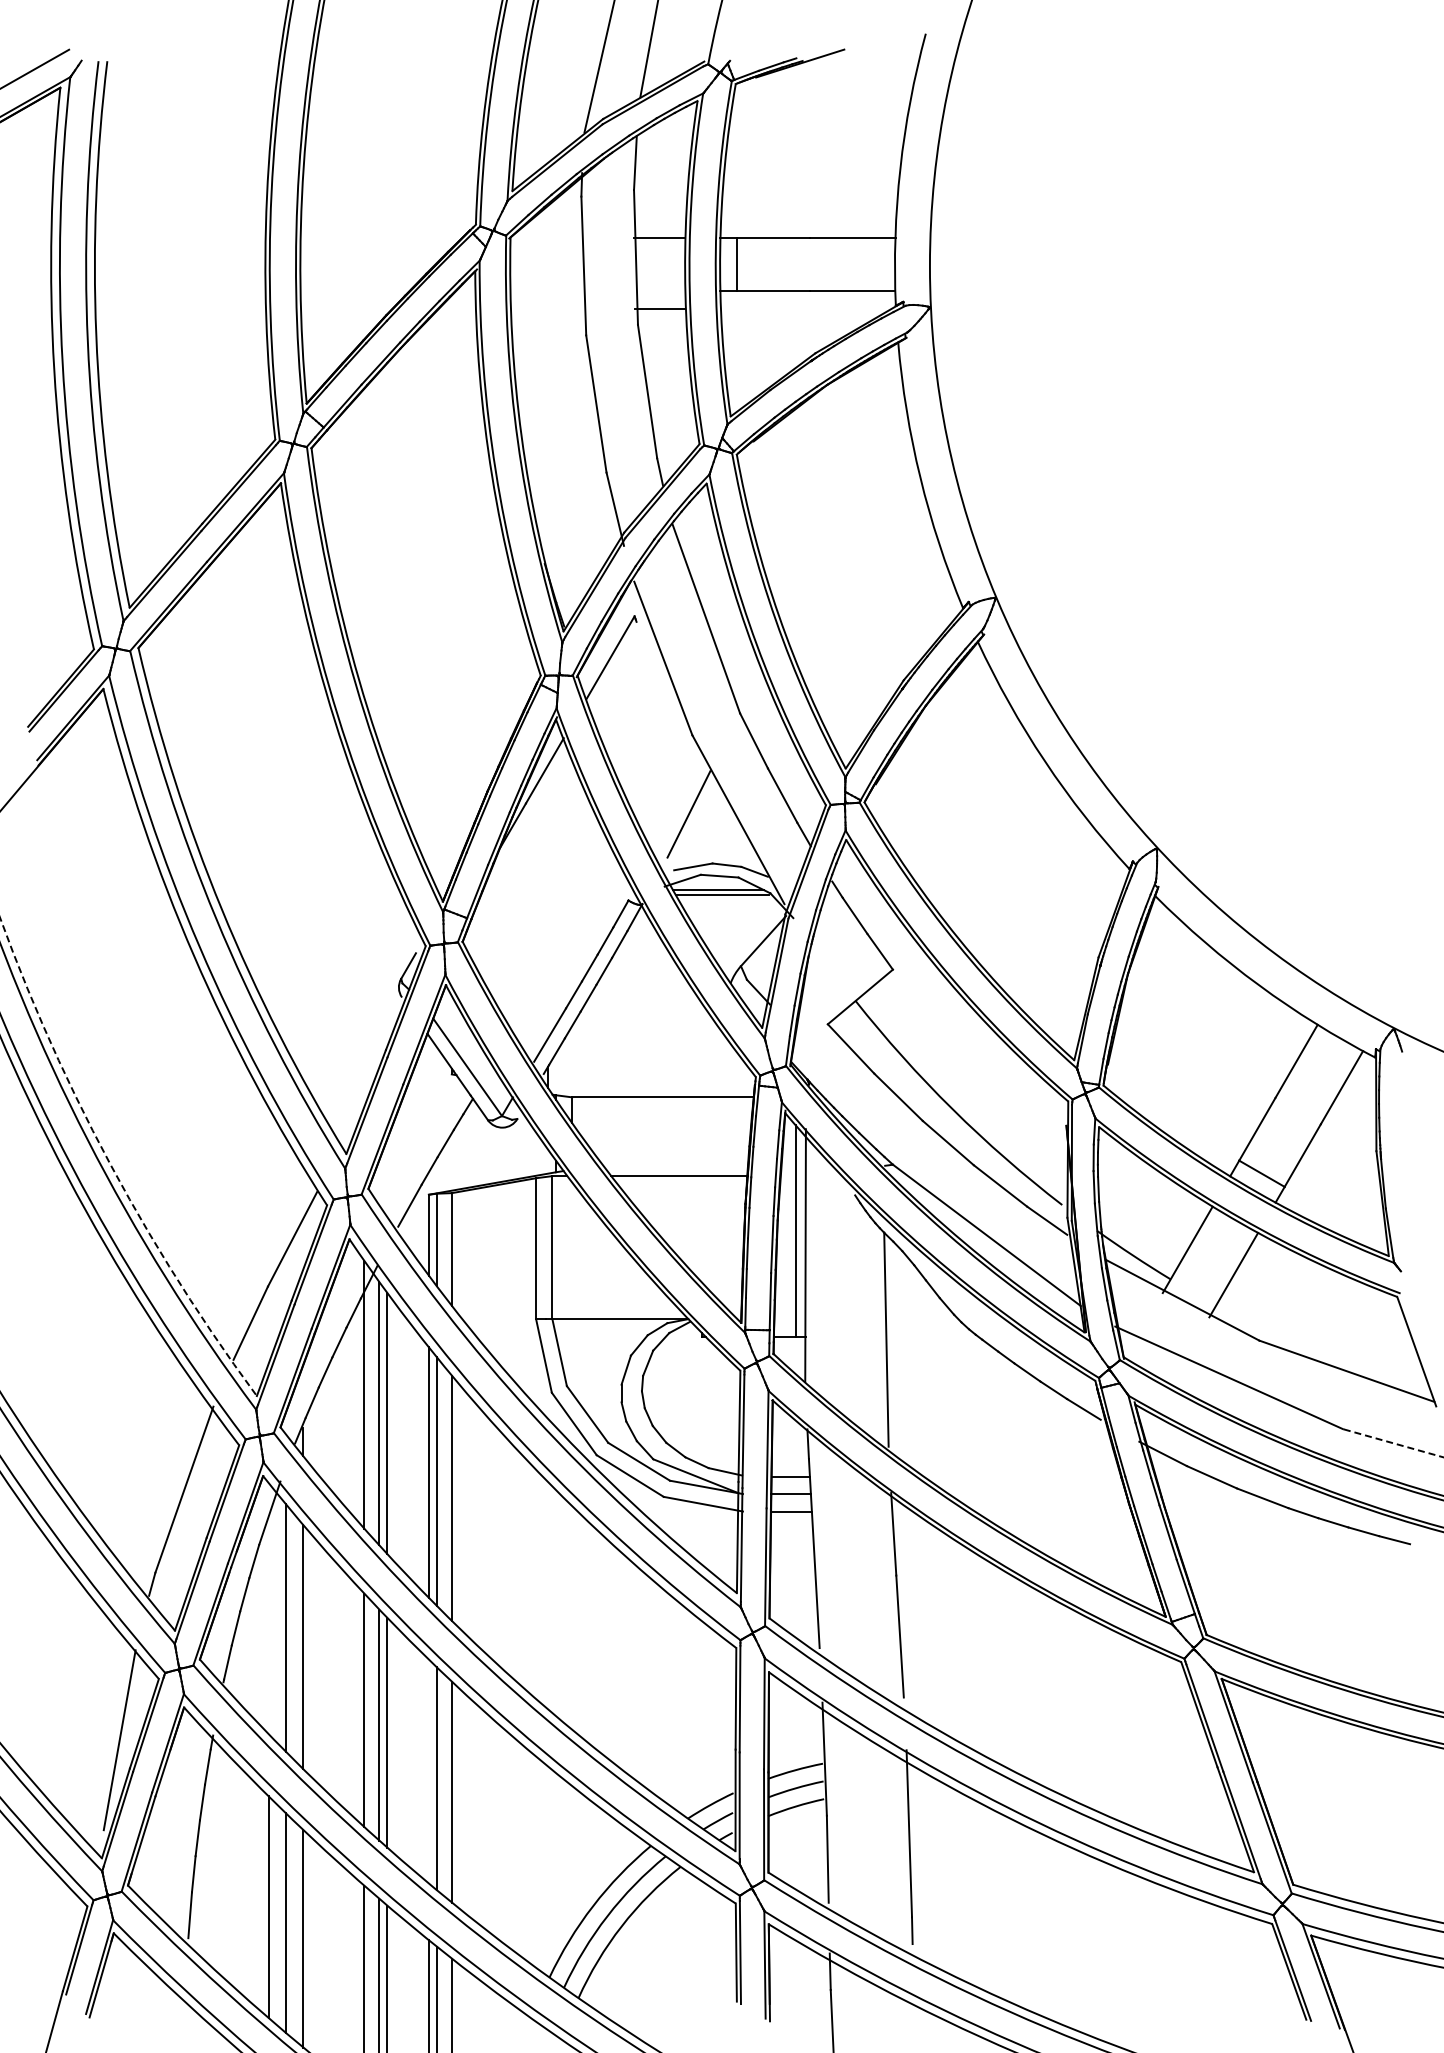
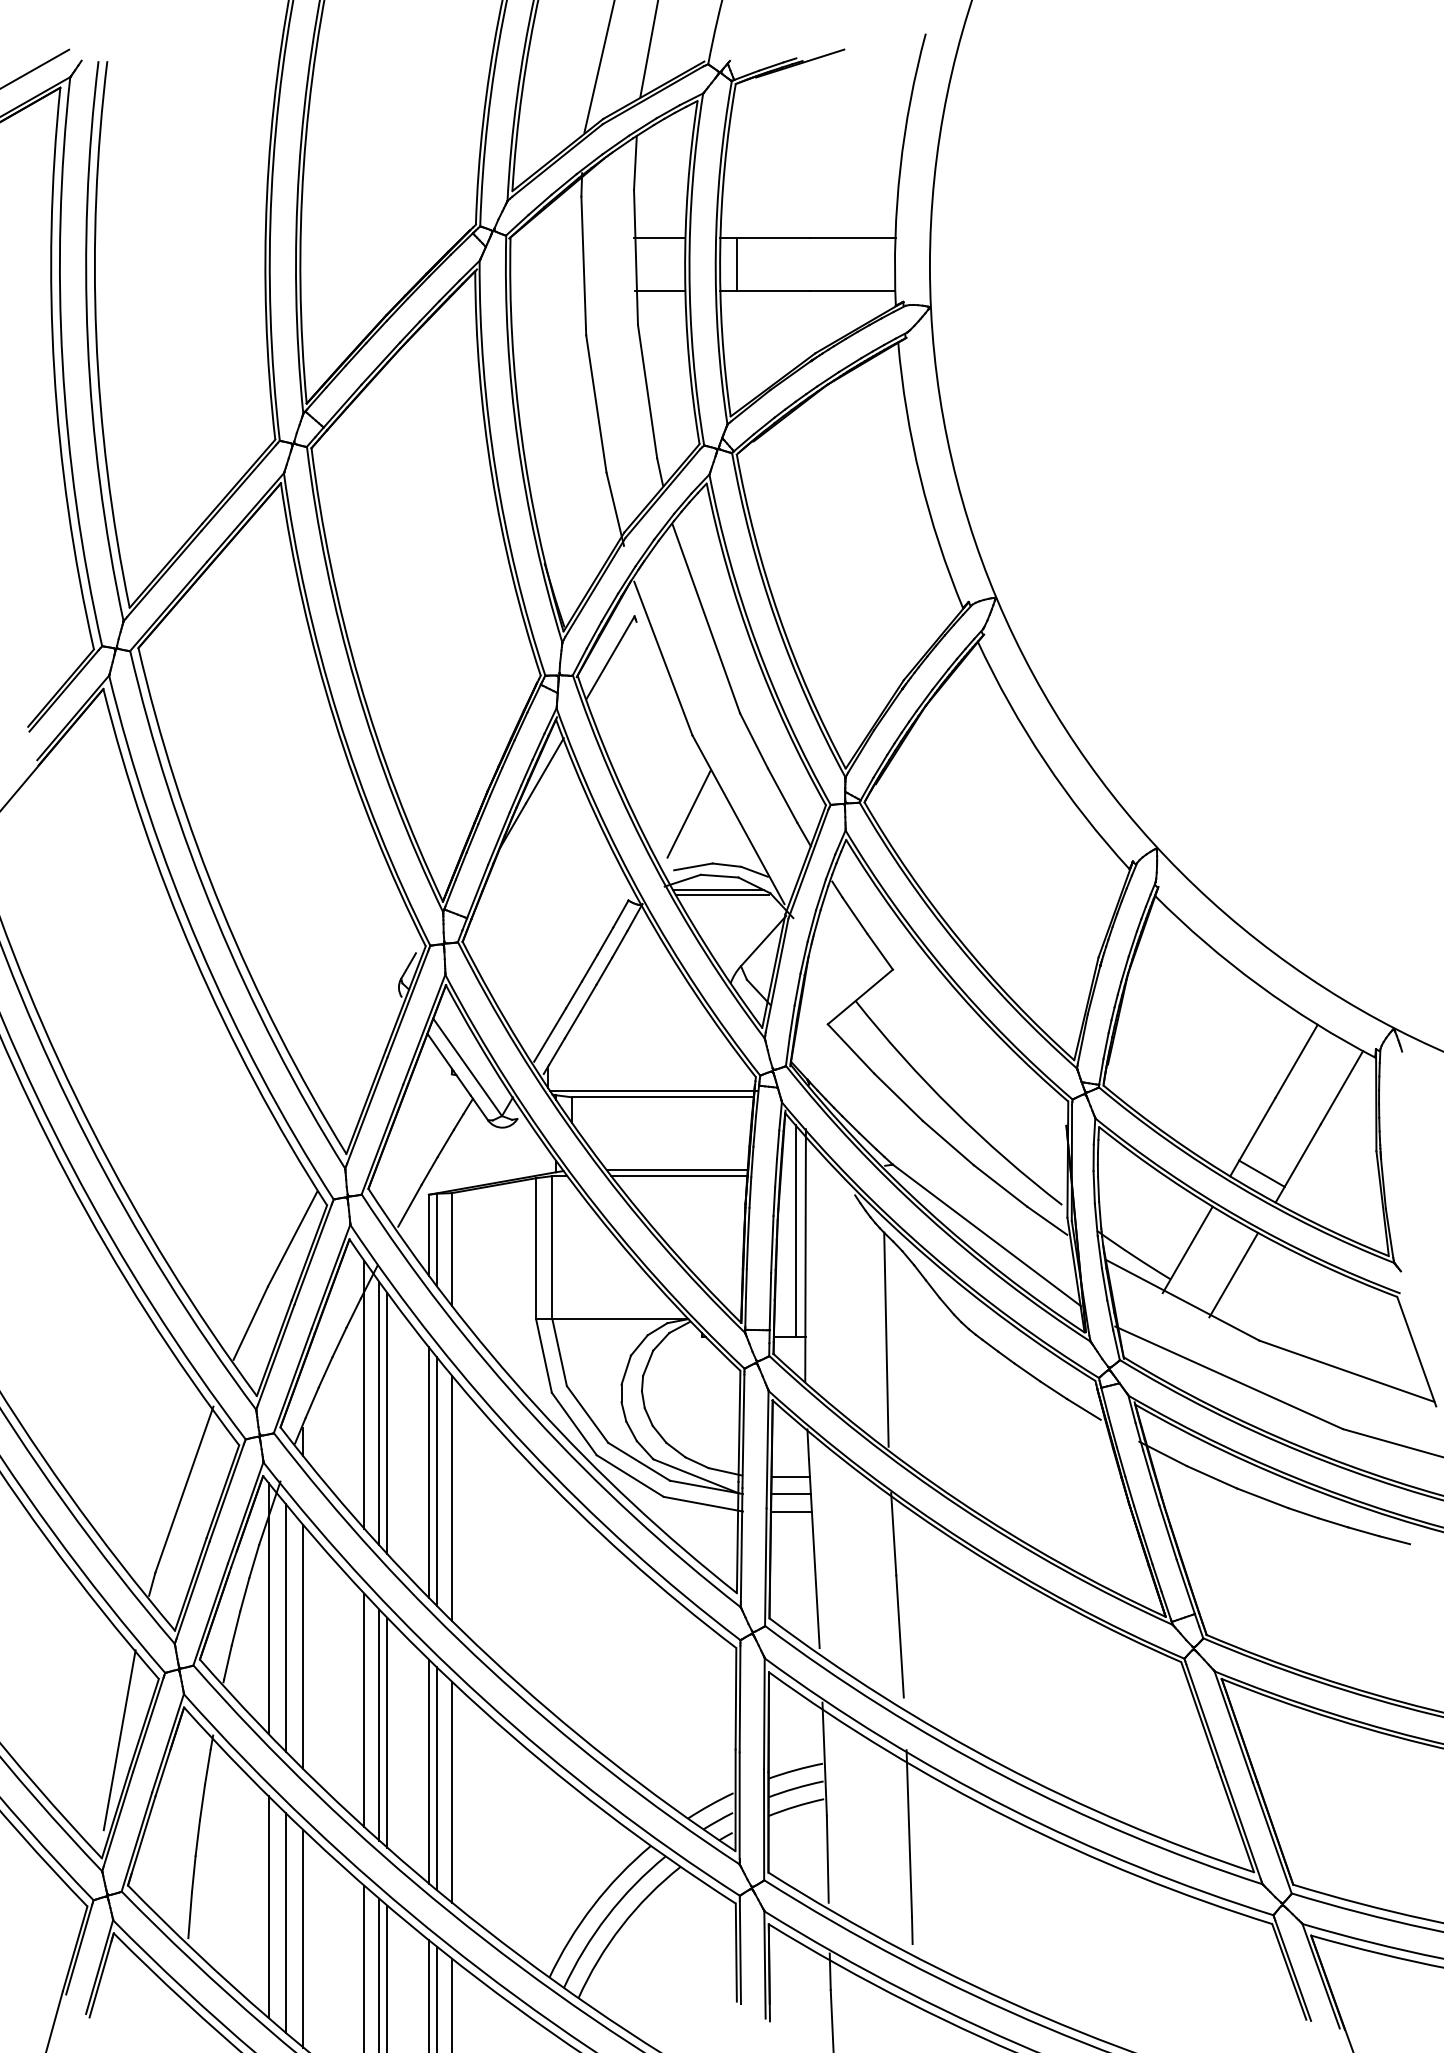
line position: (660, 308) -> (660, 290) (660, 290)
line: none -> present (653, 1091)
arc: dashed -> solid (111, 1166)
line: none -> present (677, 1170)
line: dashed -> solid (1393, 1443)
line: none -> present (268, 1607)
line: none -> present (428, 1771)
